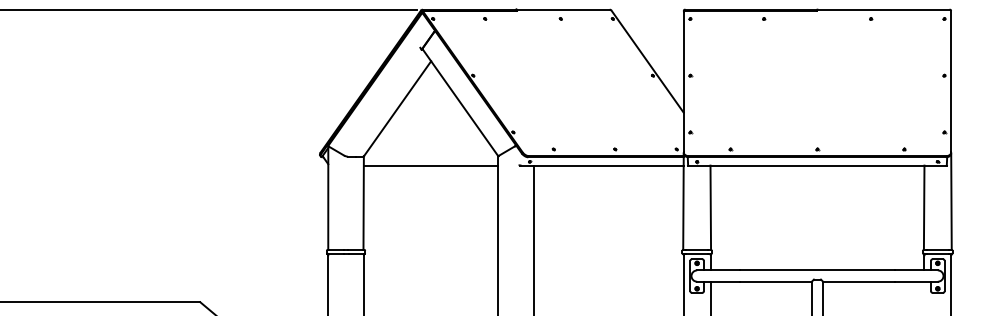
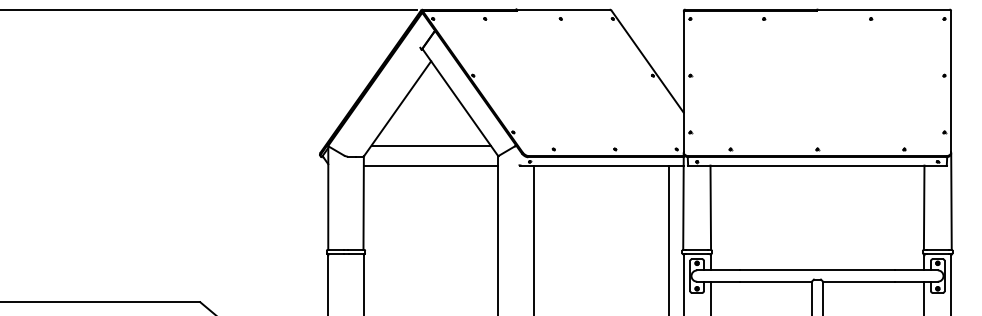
line: none -> present (430, 145)
line: none -> present (668, 238)
line: none -> present (924, 296)
